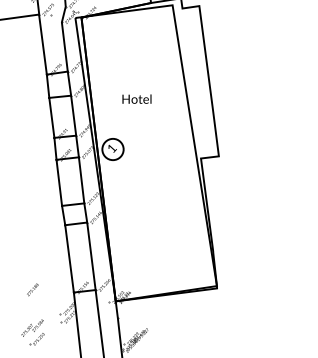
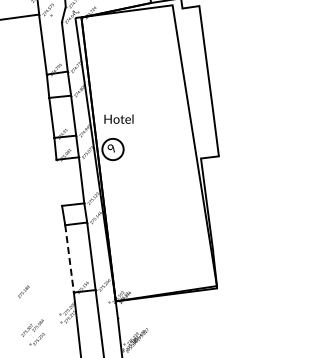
text position: (136, 98) -> (118, 118) (118, 118)
text: 1 -> 9 (111, 148)
line: present -> none (59, 182)
line: solid -> dashed (69, 258)
text position: (32, 289) -> (23, 291) (23, 291)
